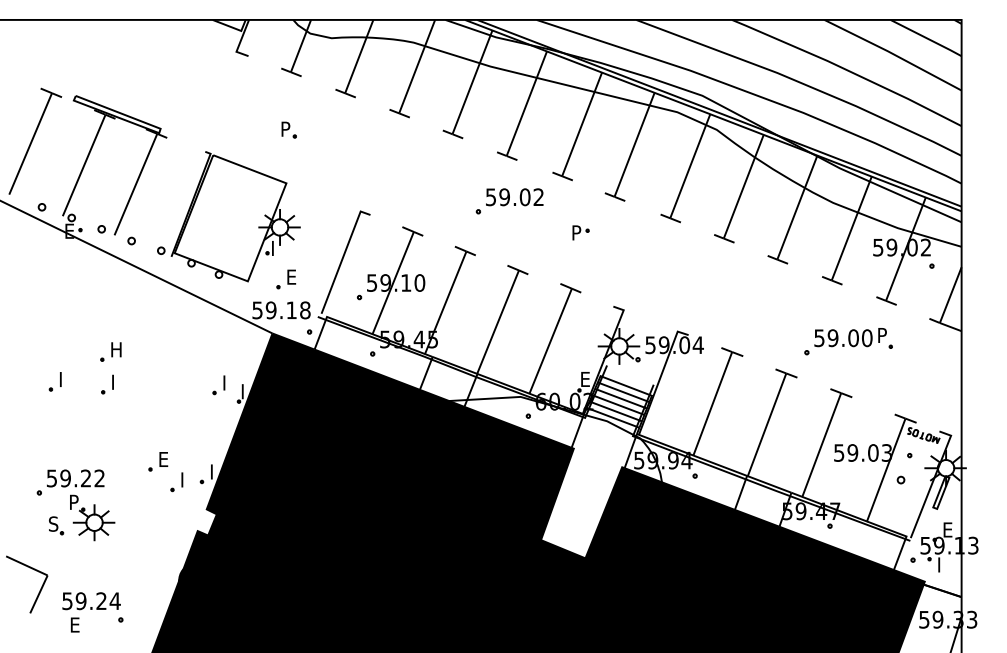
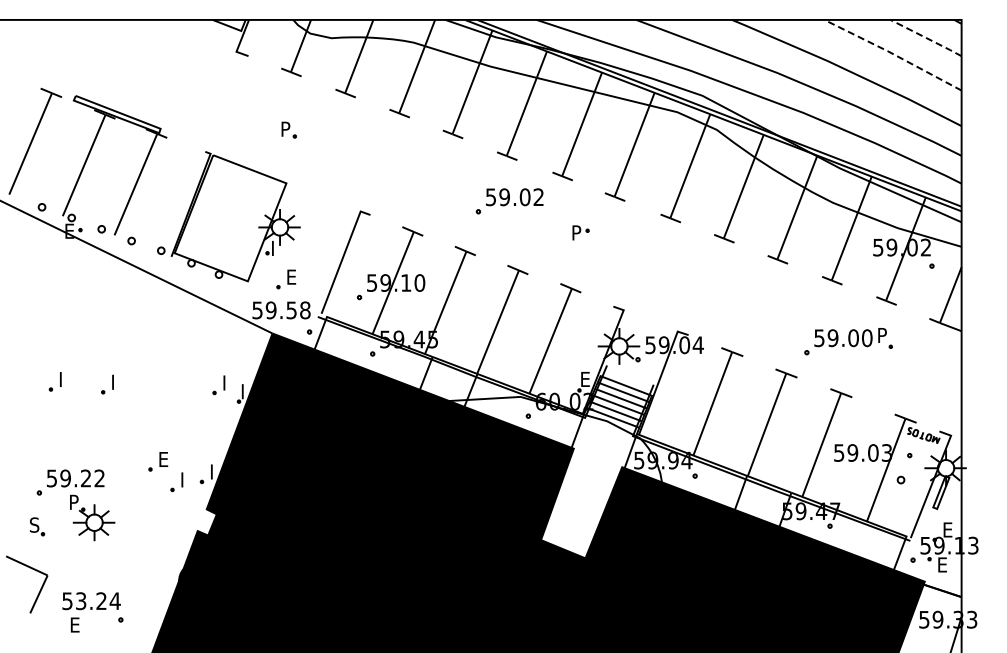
line: solid -> dashed (926, 37)
line: solid -> dashed (893, 54)
text: 59.18 -> 59.58 (291, 310)
part: present -> none (110, 351)
part position: (56, 525) -> (37, 526) (37, 526)
text: I -> E (943, 564)
text: 59.24 -> 53.24 (80, 600)
